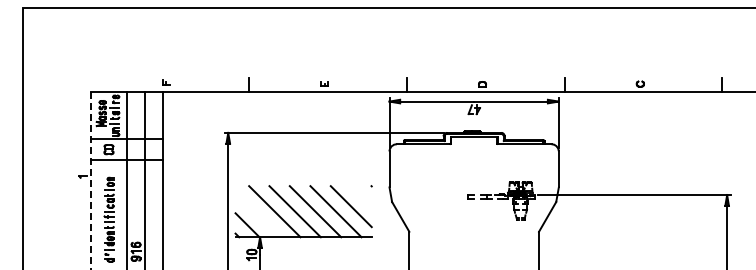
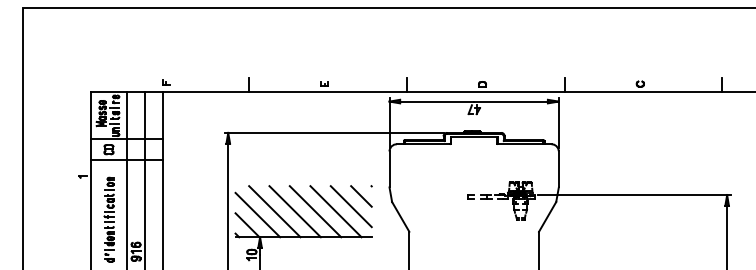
line: dashed -> solid (91, 180)
line: none -> present (361, 196)
line: none -> present (257, 214)
